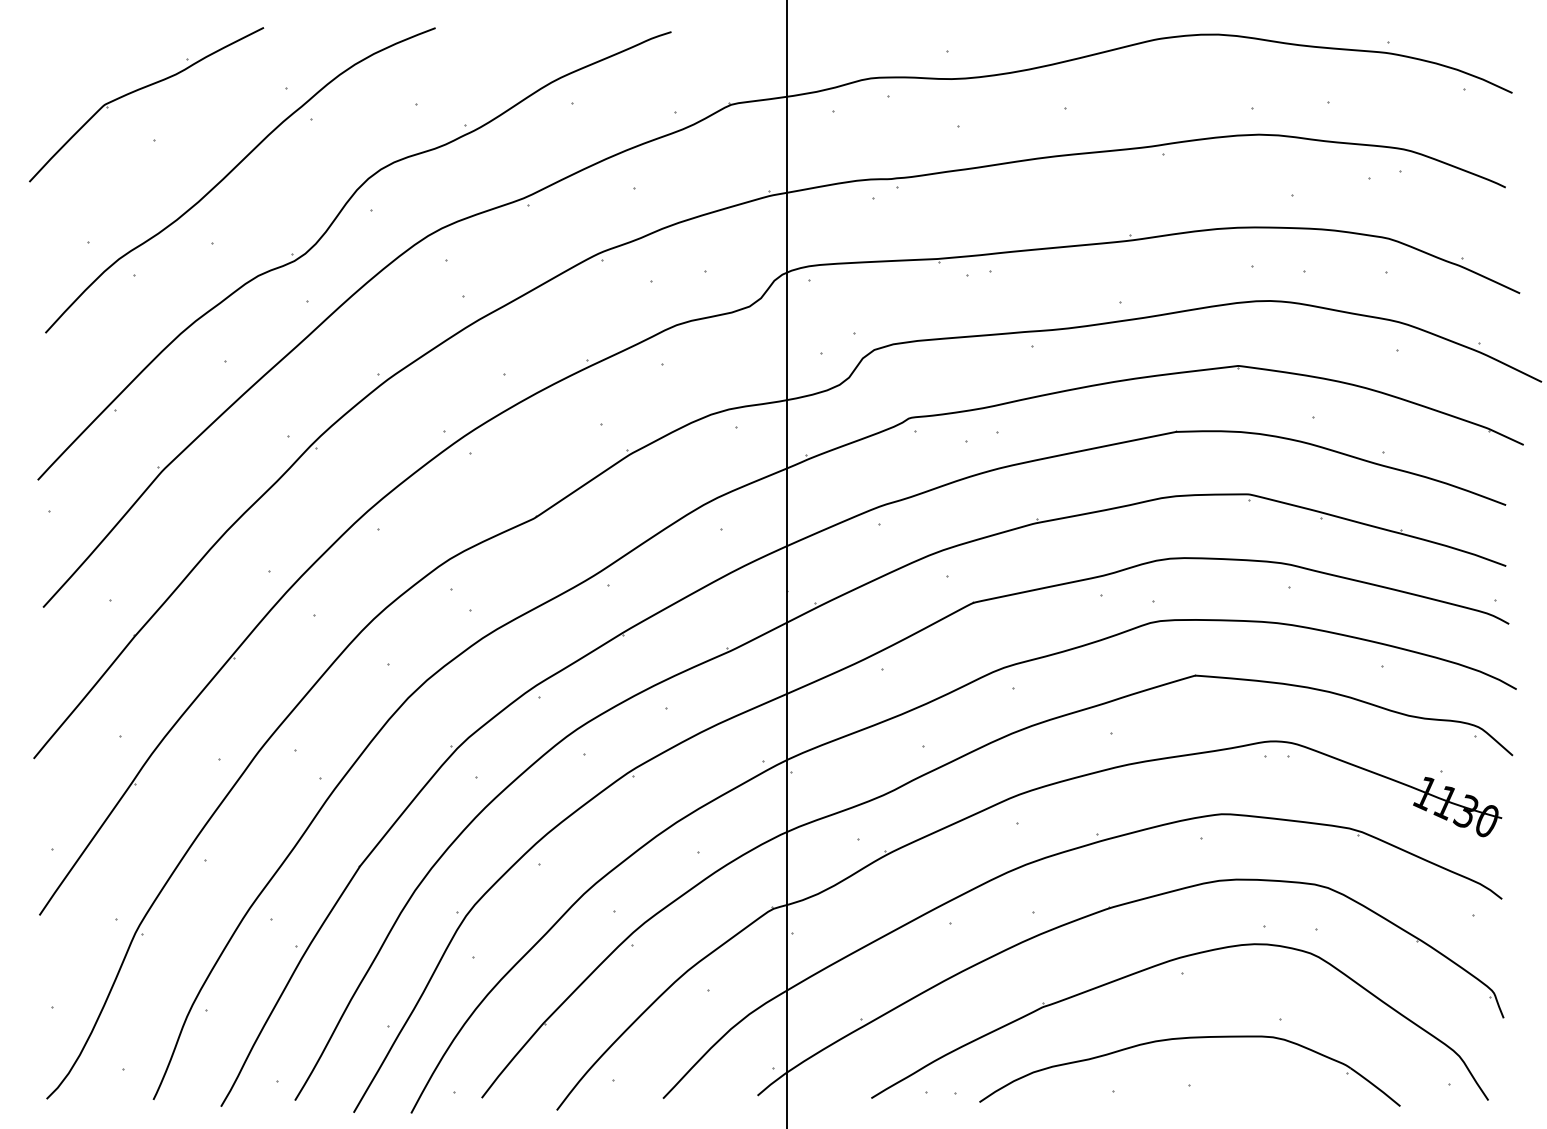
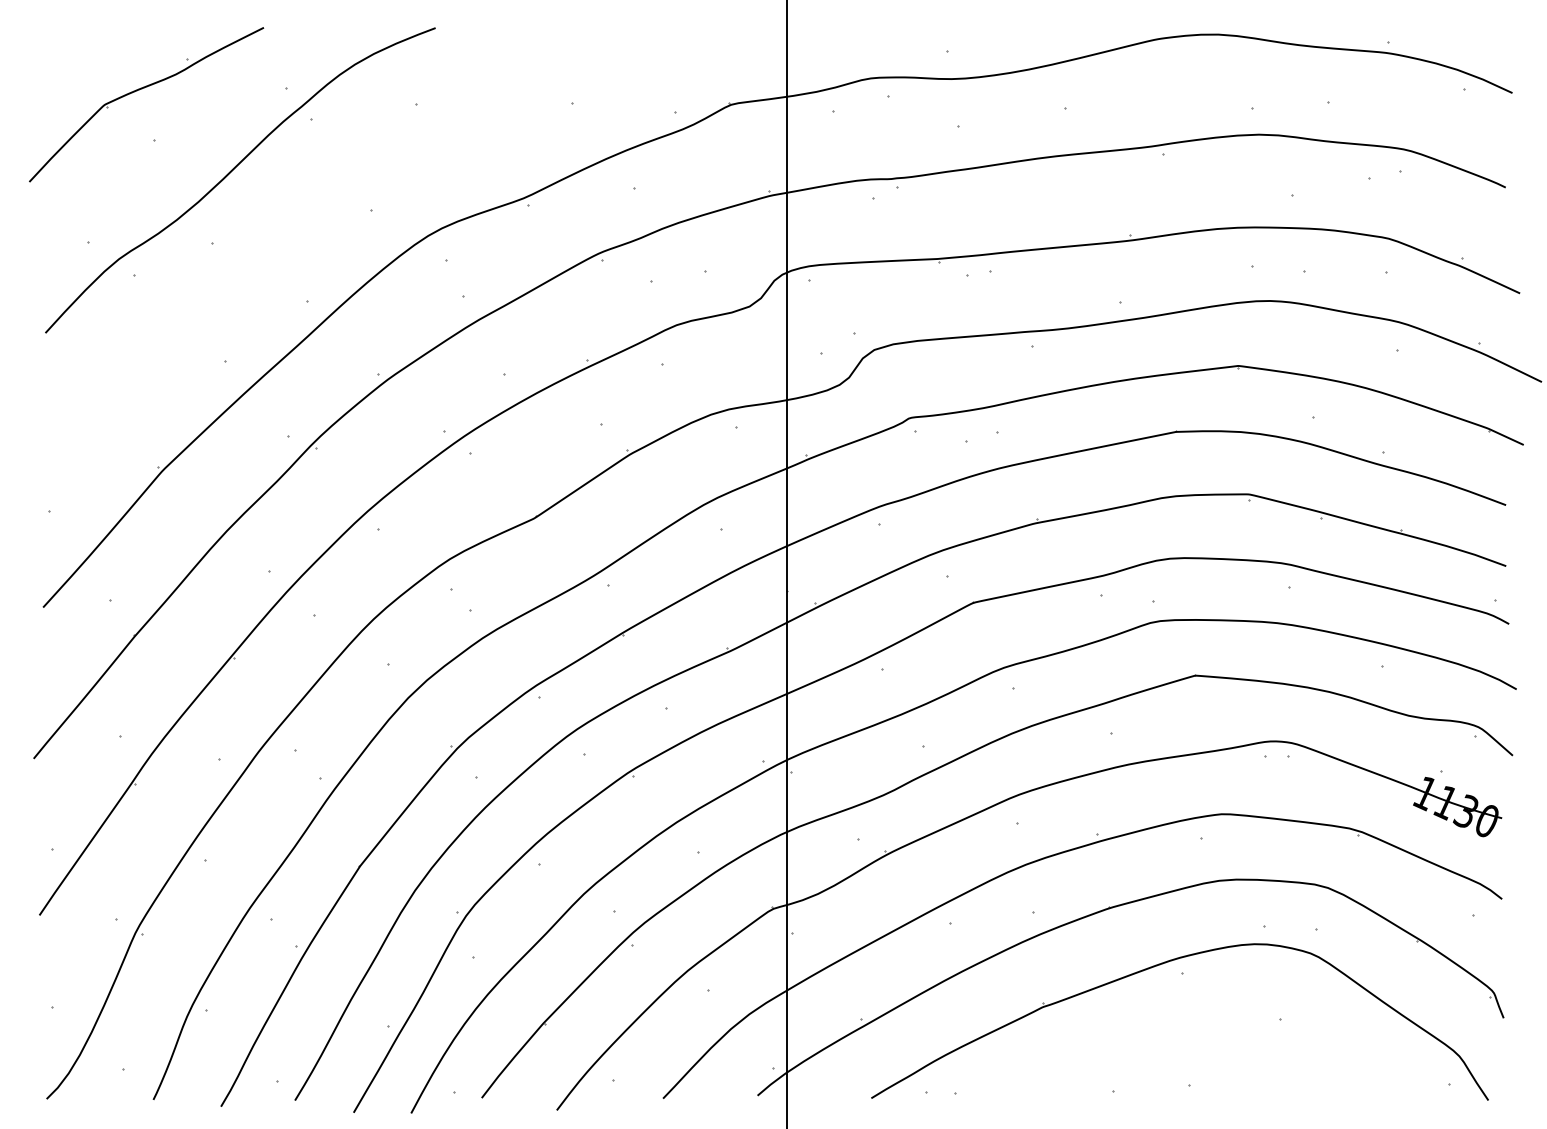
part: present -> none (324, 235)
part: present -> none (1183, 1039)
